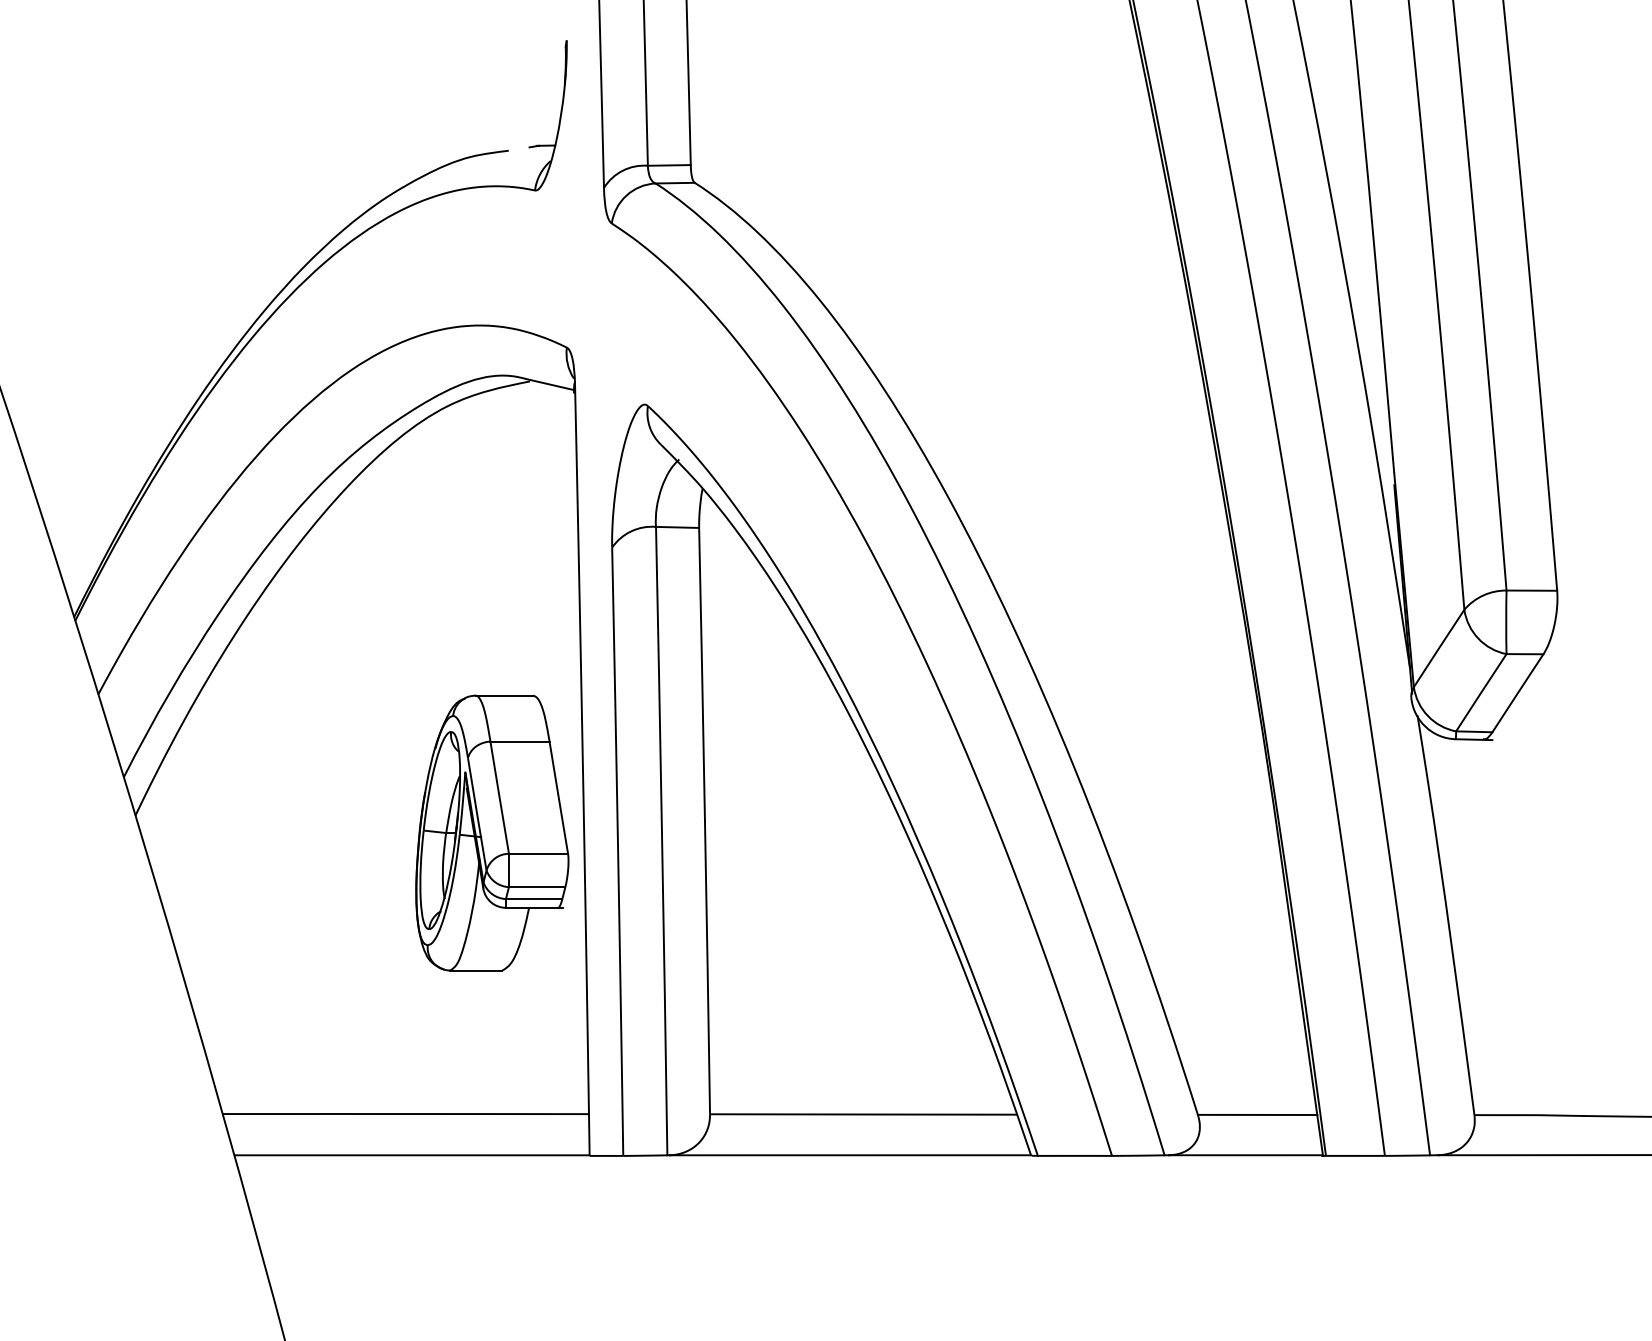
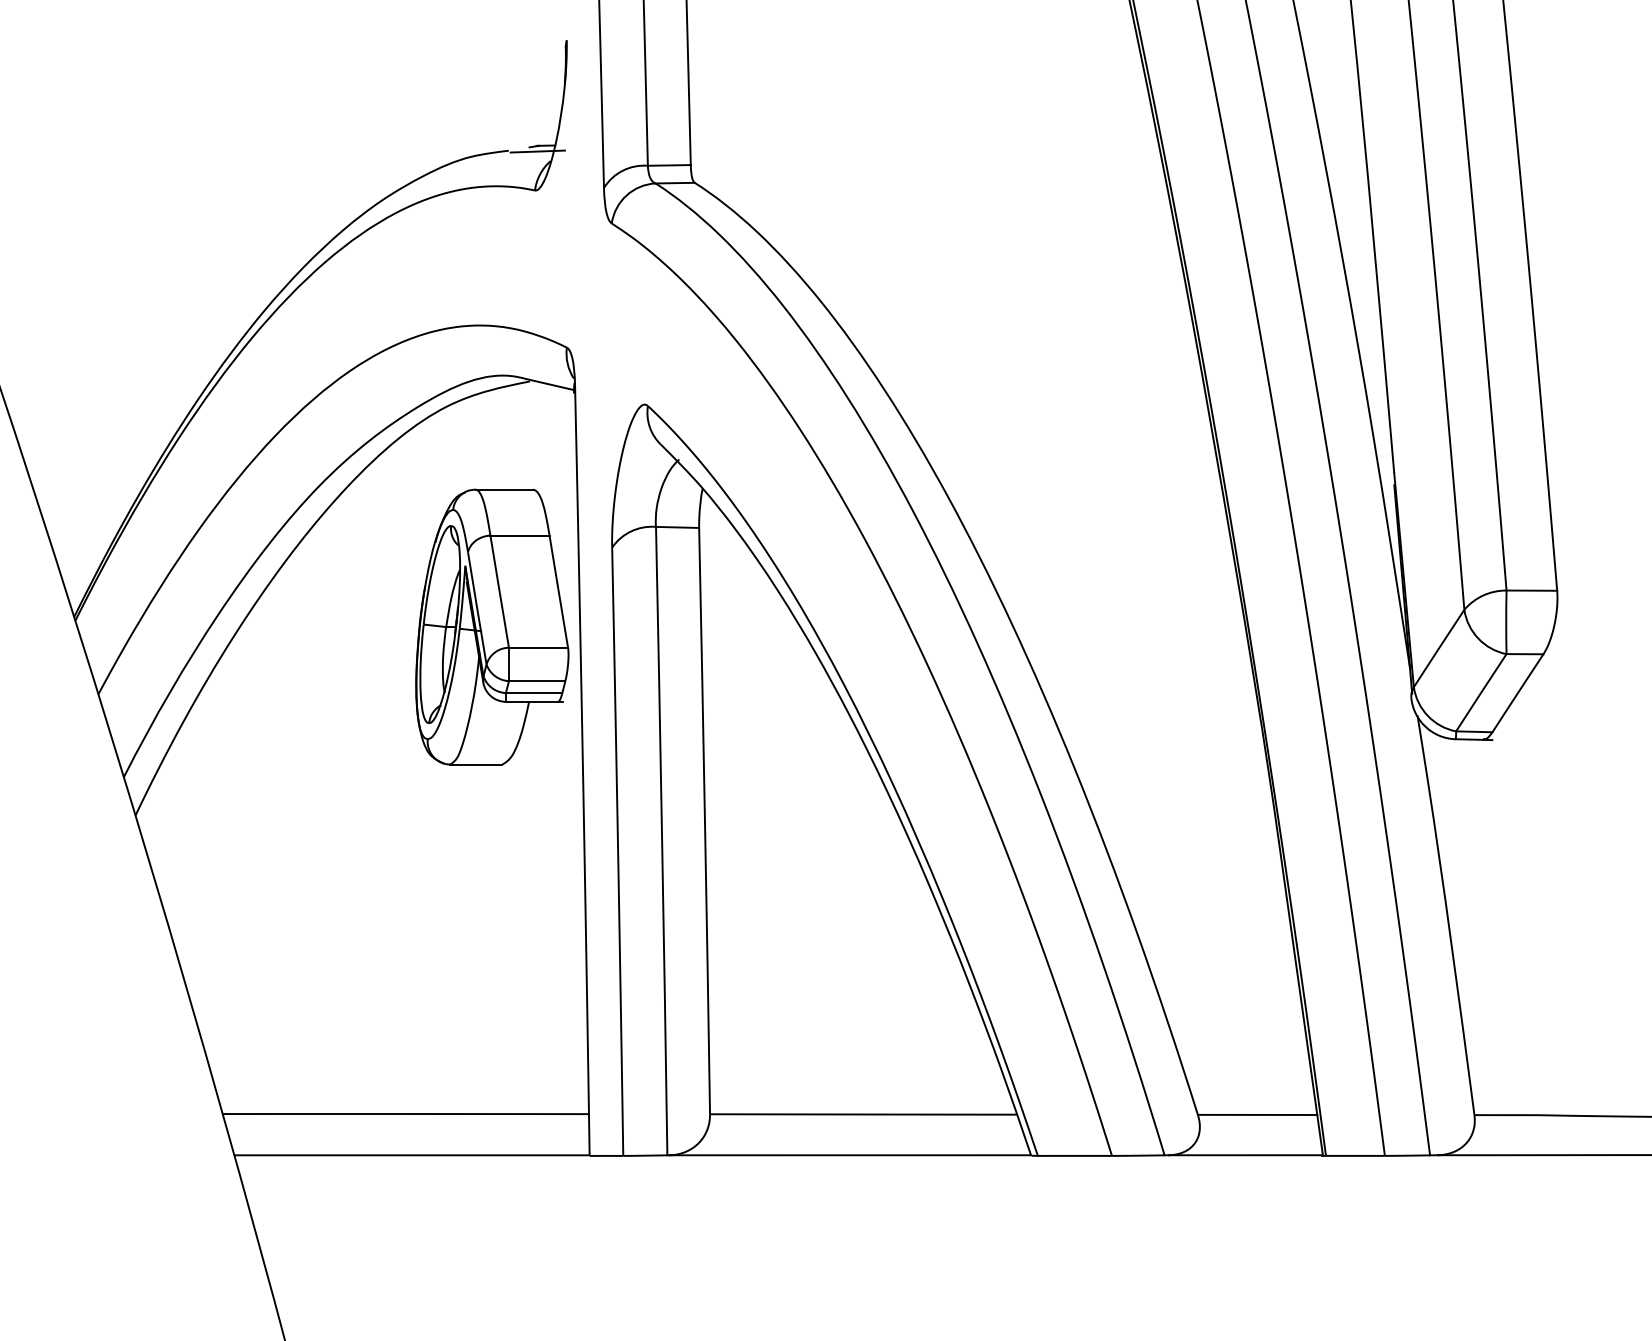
line: none -> present (537, 151)
part position: (492, 832) -> (492, 626) (492, 626)
